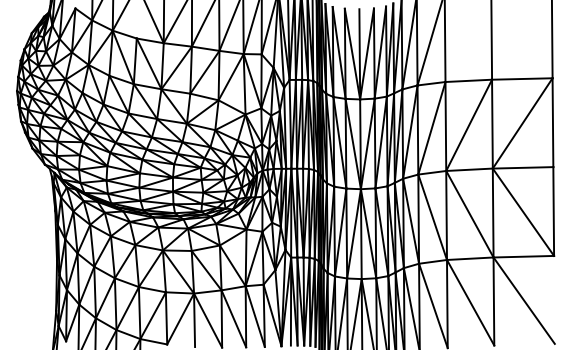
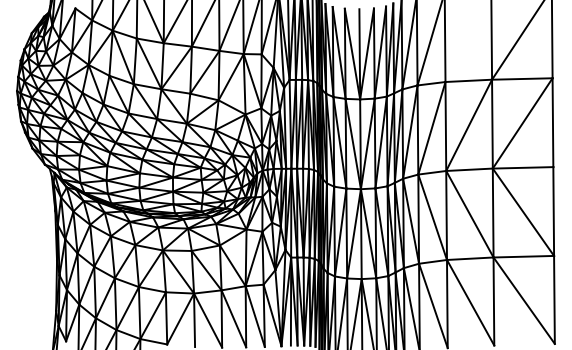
line: none -> present (136, 20)
line: none -> present (517, 40)
line: none -> present (554, 299)
